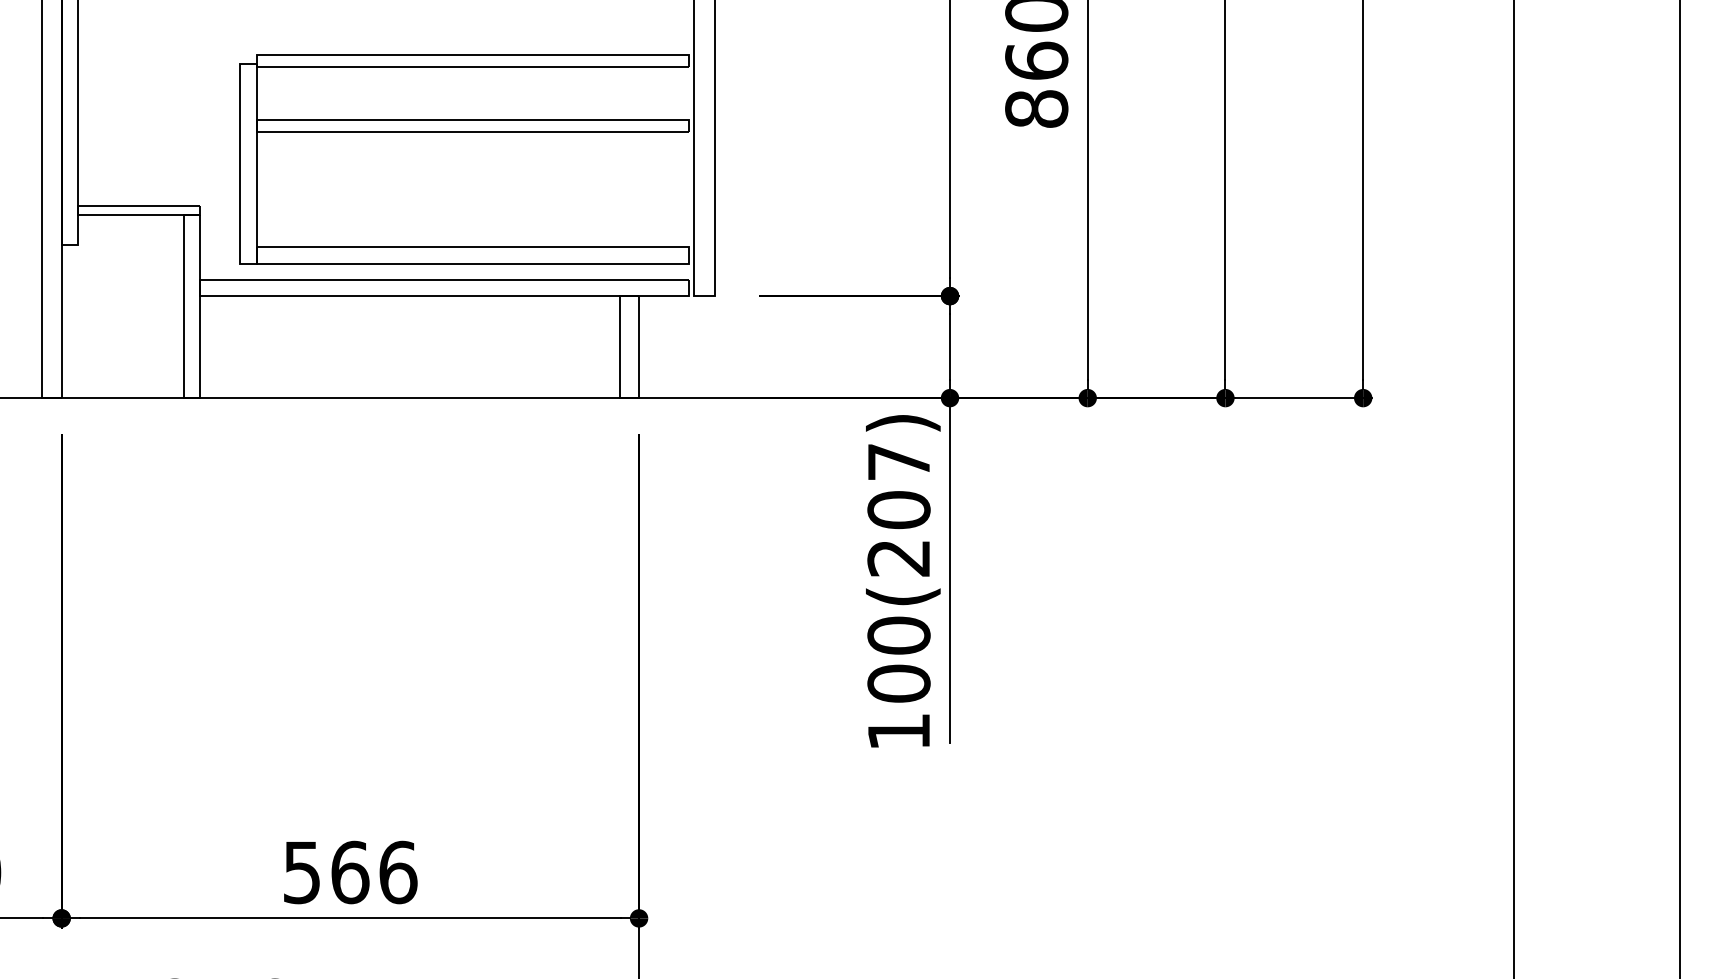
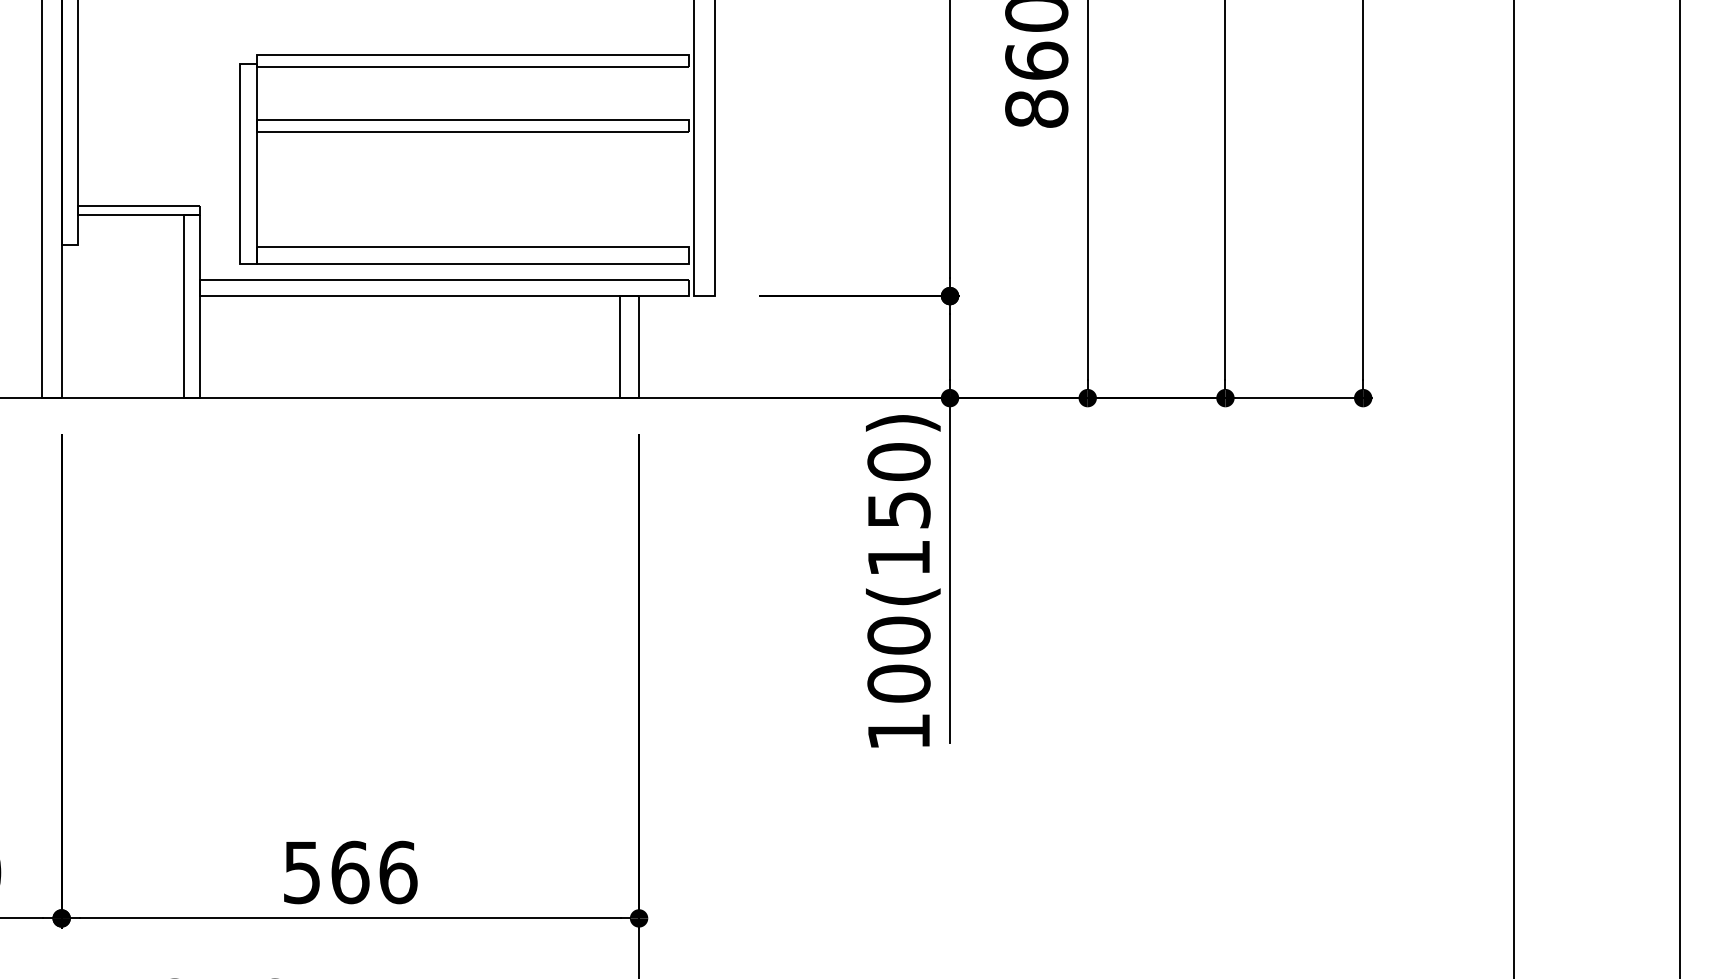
text: 100(207) -> 100(150) (898, 509)
